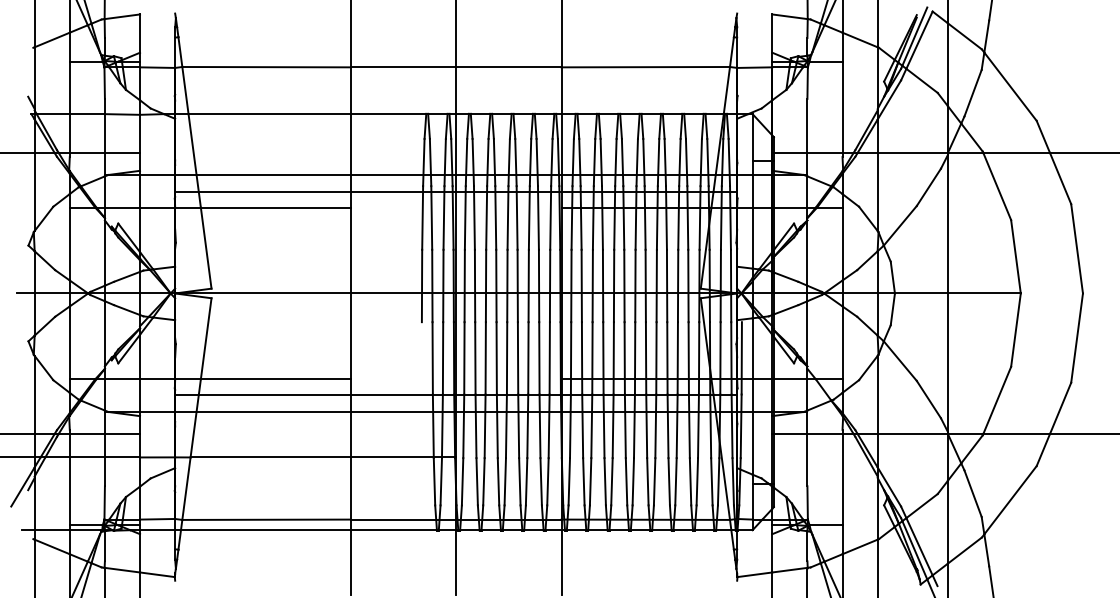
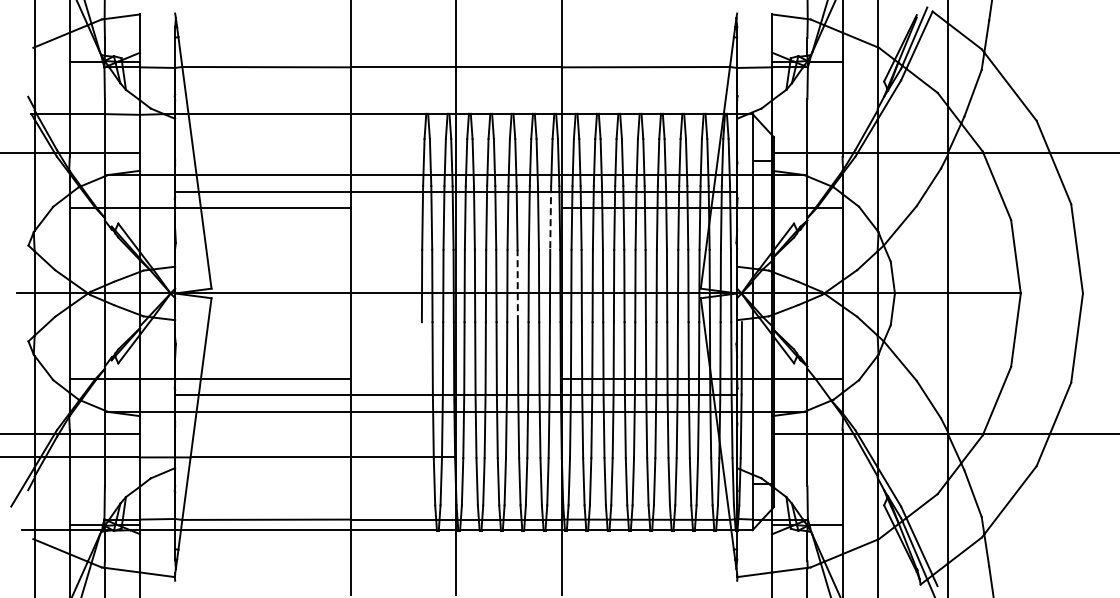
line: solid -> dashed (550, 217)
line: solid -> dashed (517, 285)
